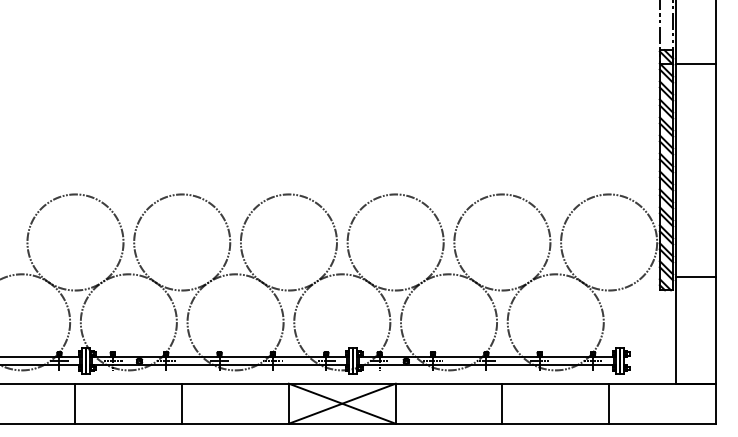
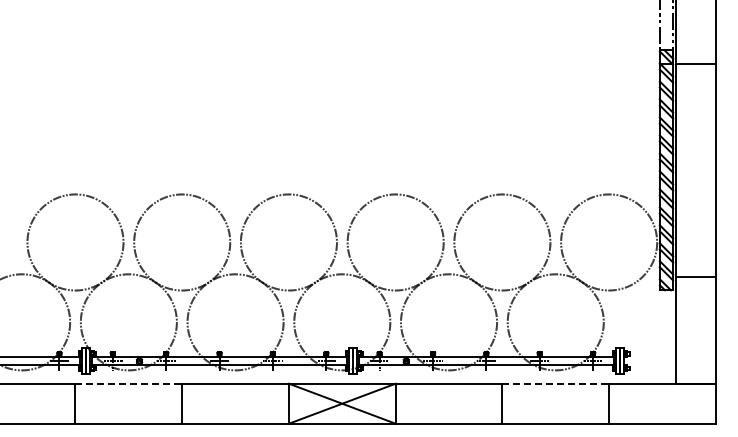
line: solid -> dashed (129, 383)
line: solid -> dashed (556, 383)
